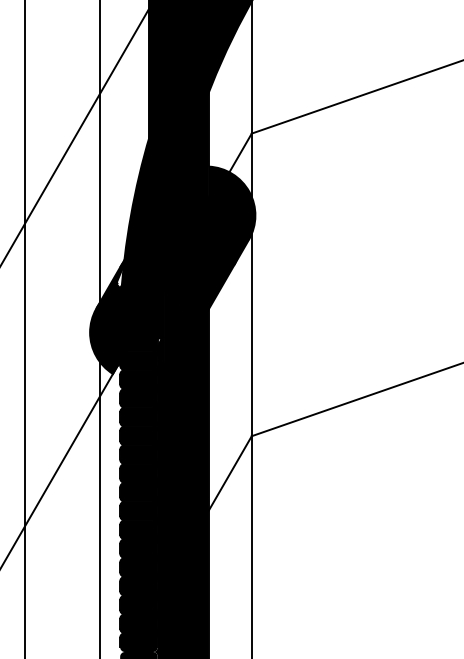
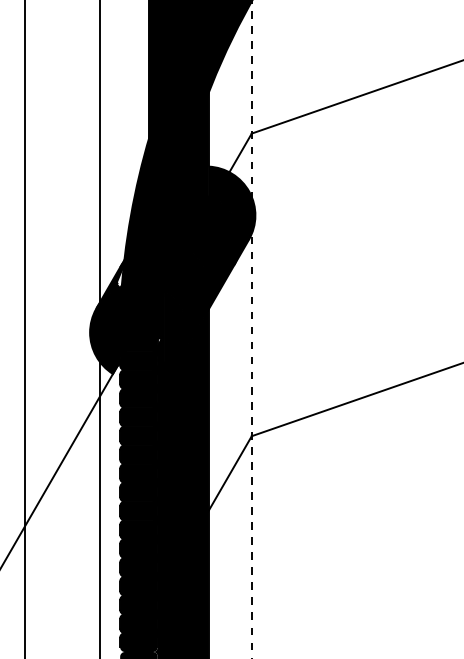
line: present -> none (77, 132)
line: solid -> dashed (251, 329)
